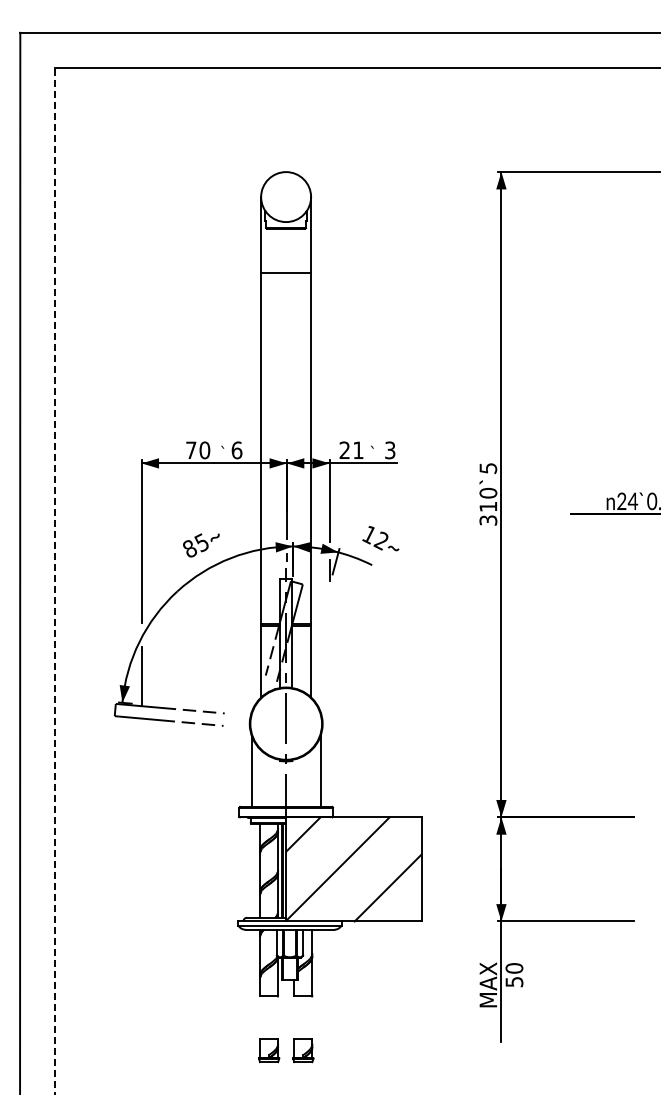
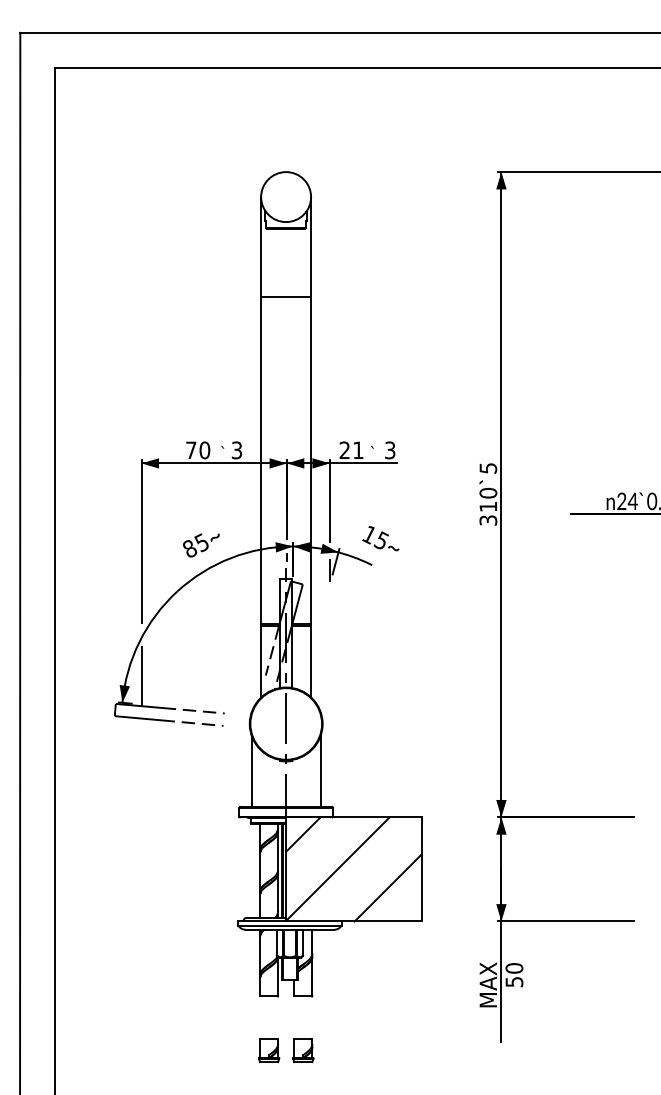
line position: (286, 273) -> (286, 297) (286, 297)
text: 6 -> 3 (236, 450)
text: 12 -> 15 (380, 540)
line: dashed -> solid (55, 580)
